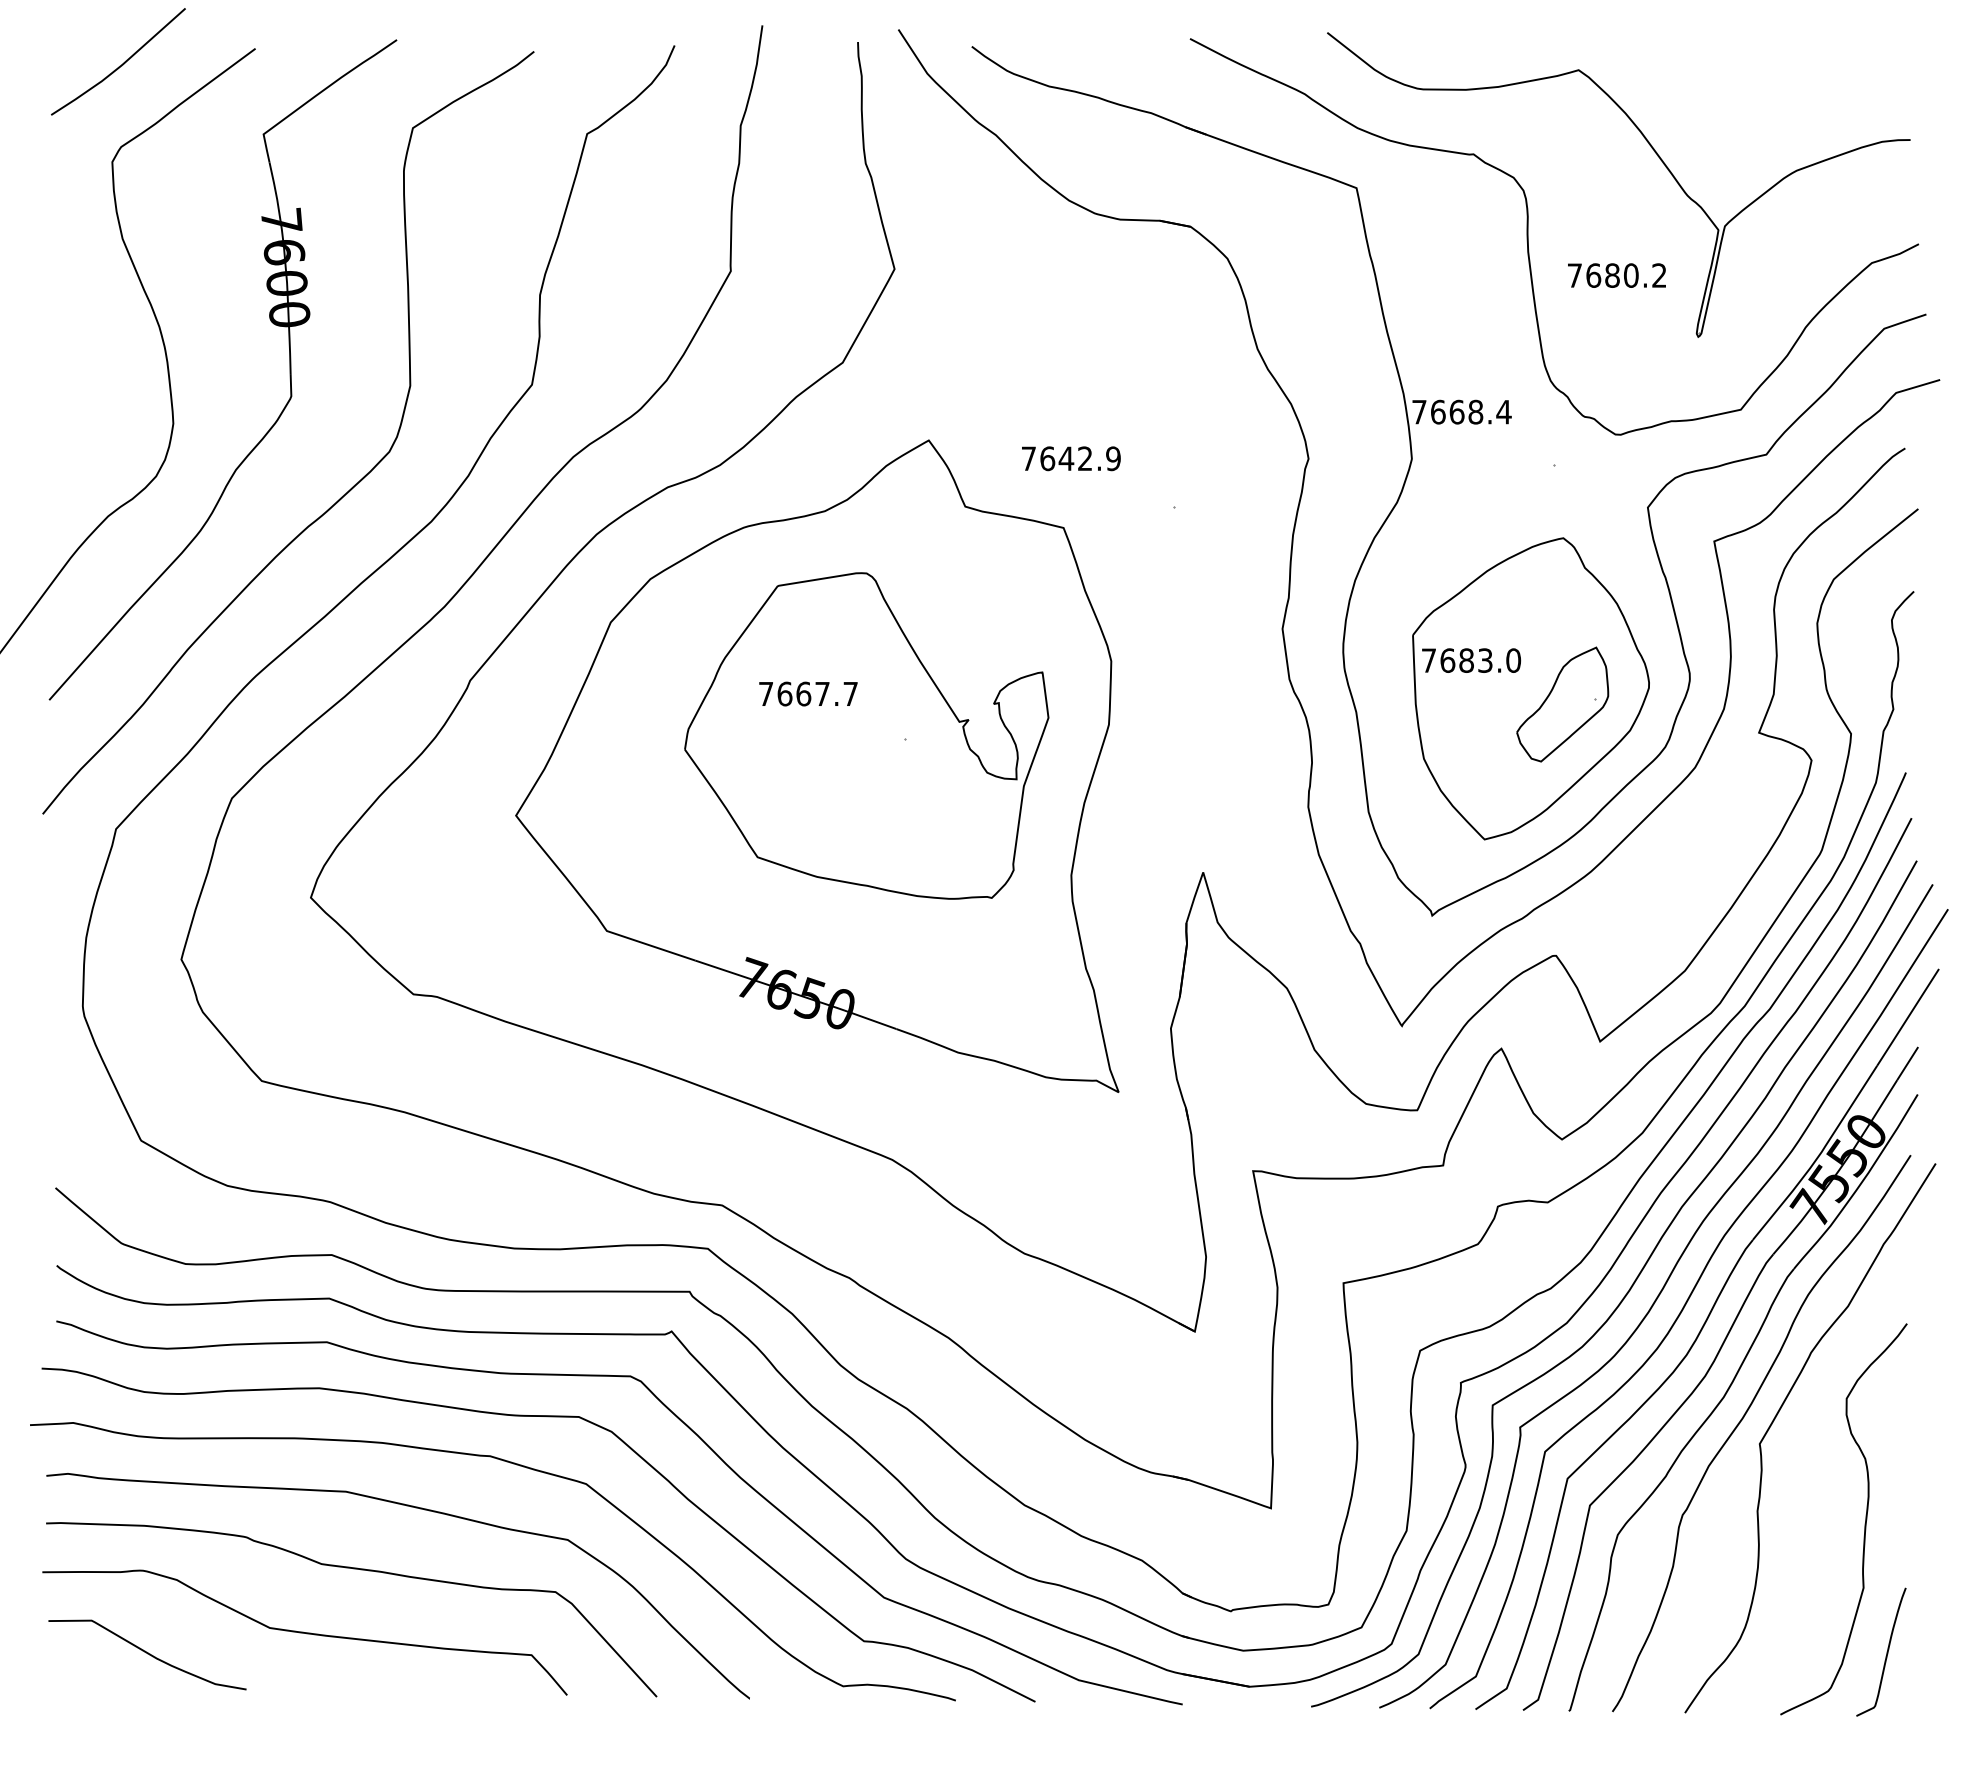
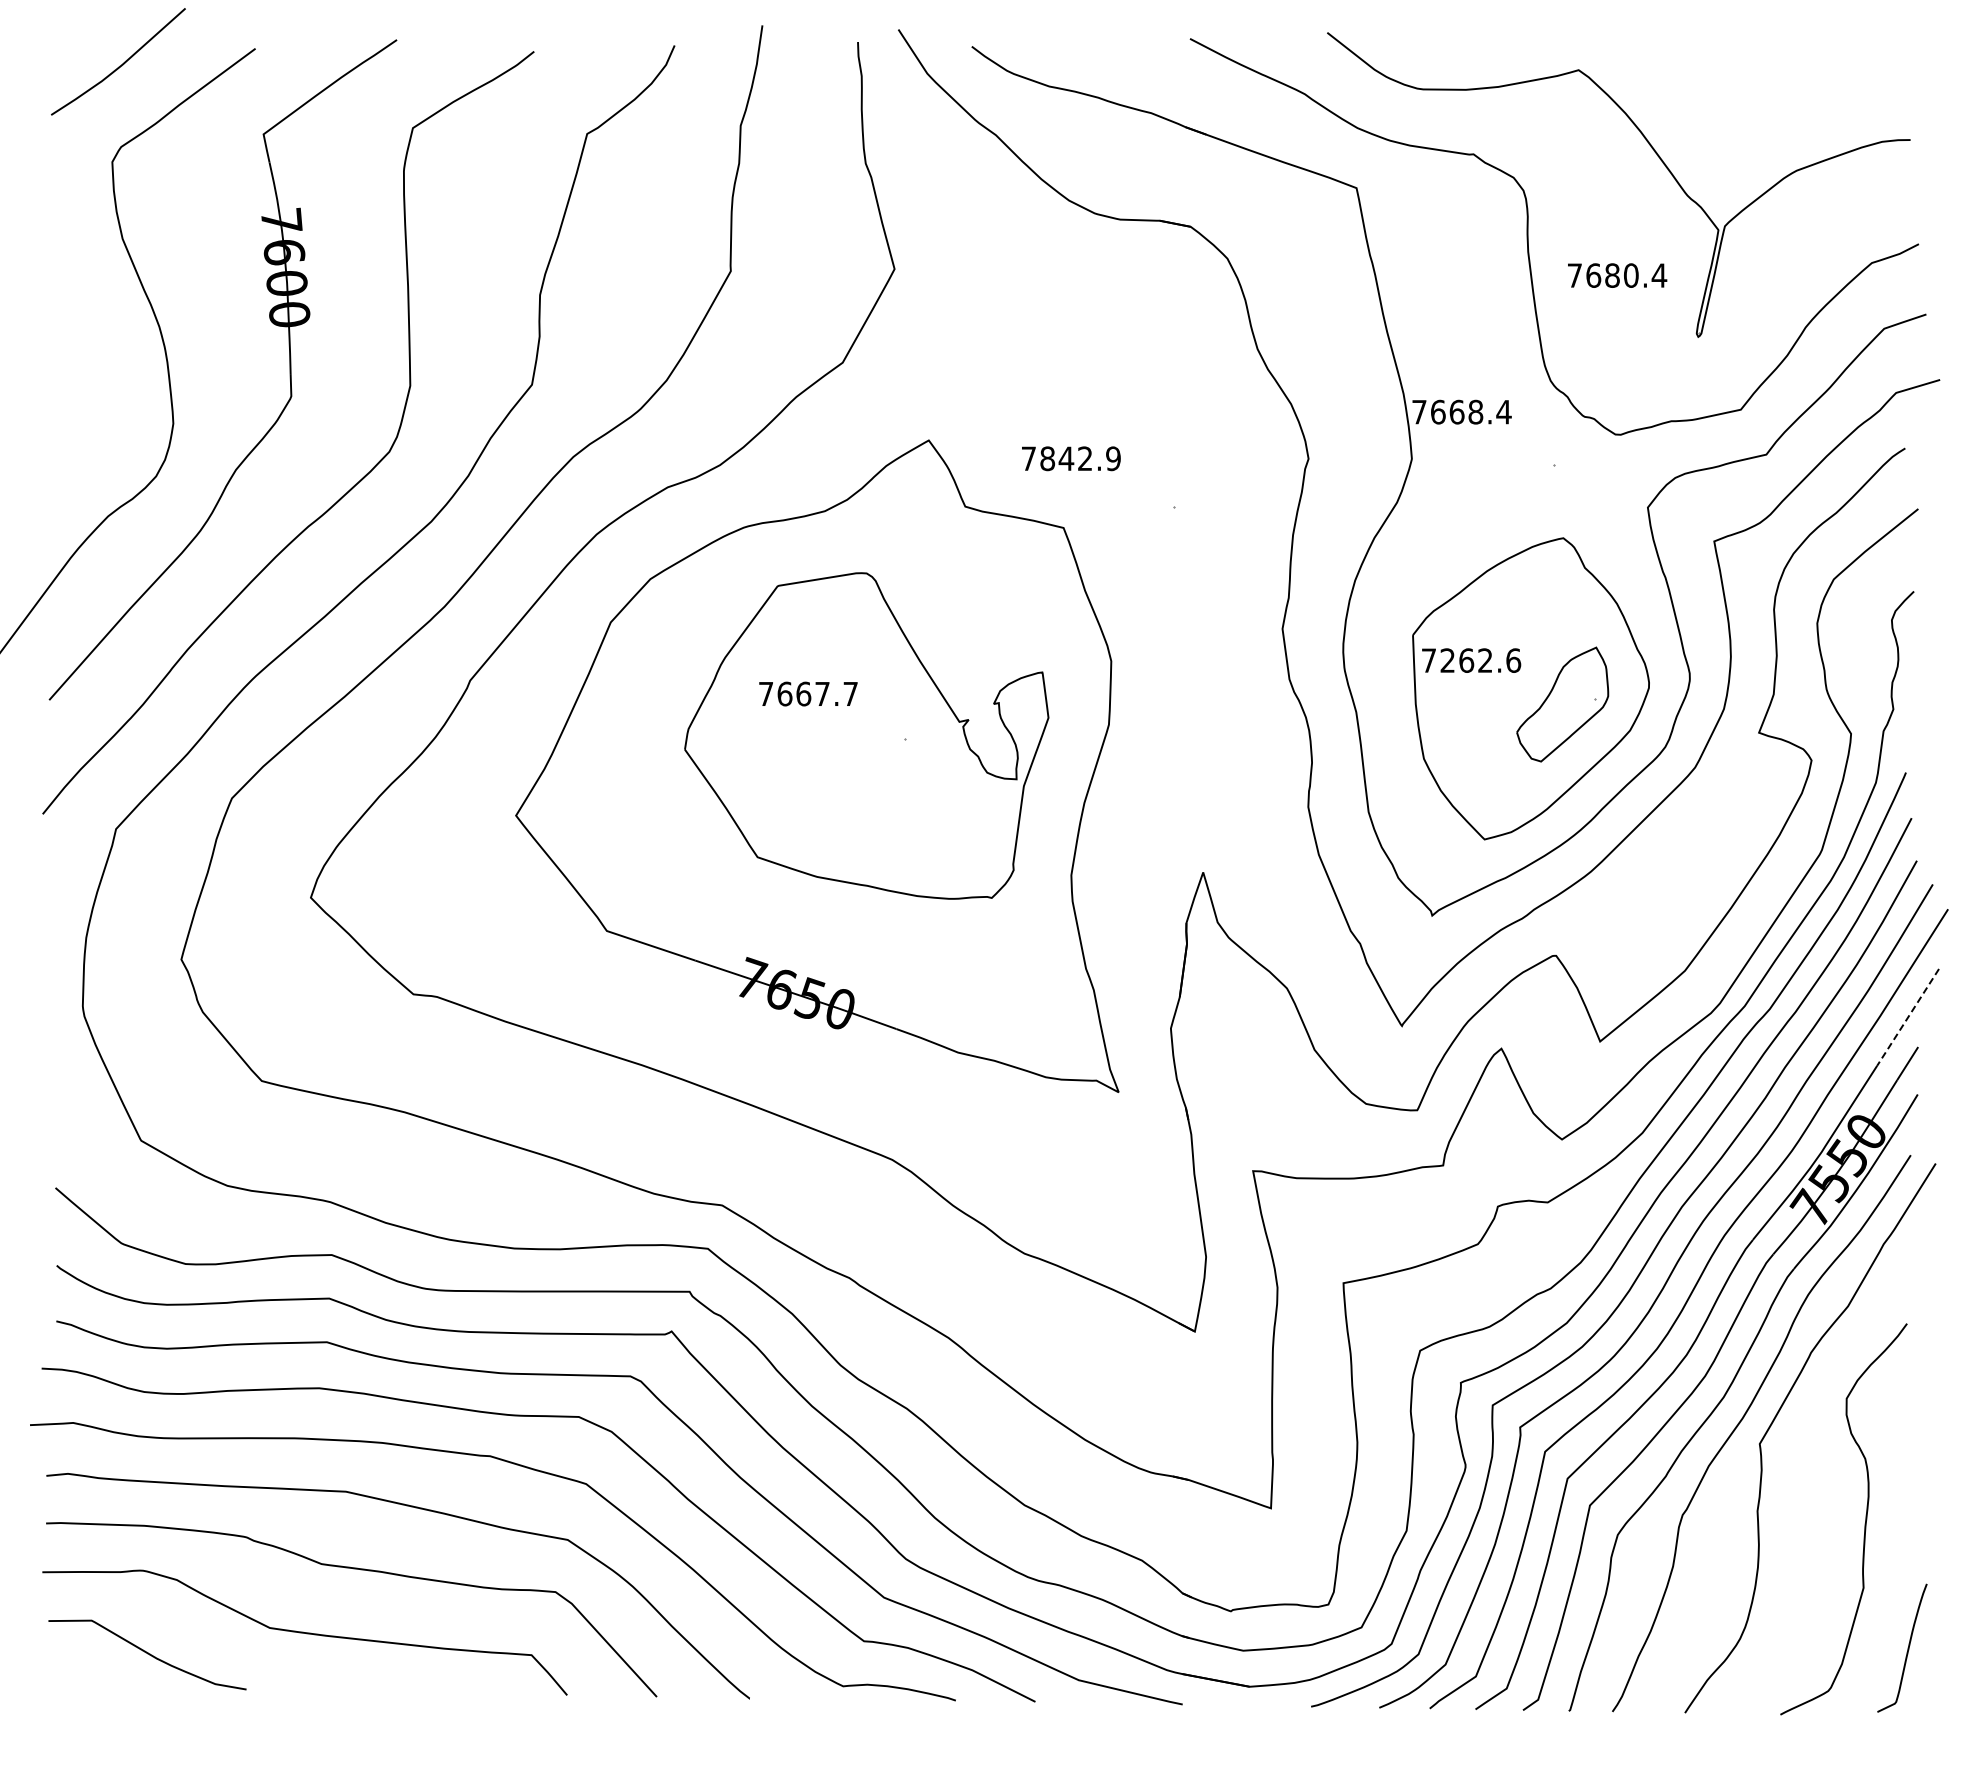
text: 7680.2 -> 7680.4 (1659, 275)
text: 7642.9 -> 7842.9 (1047, 458)
text: 7683.0 -> 7262.6 (1480, 660)
line: solid -> dashed (1907, 1017)
curve position: (1886, 1651) -> (1907, 1647) (1907, 1647)
